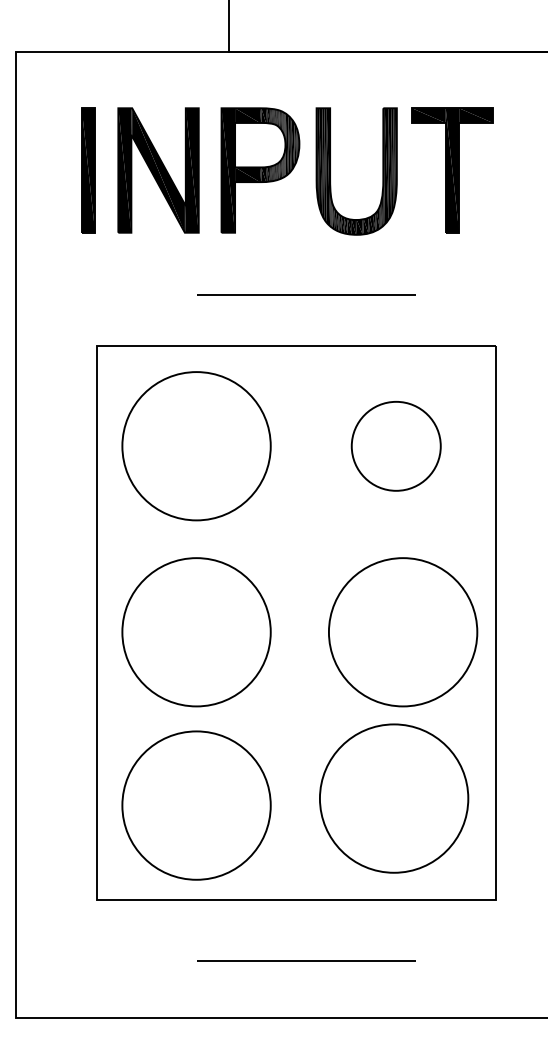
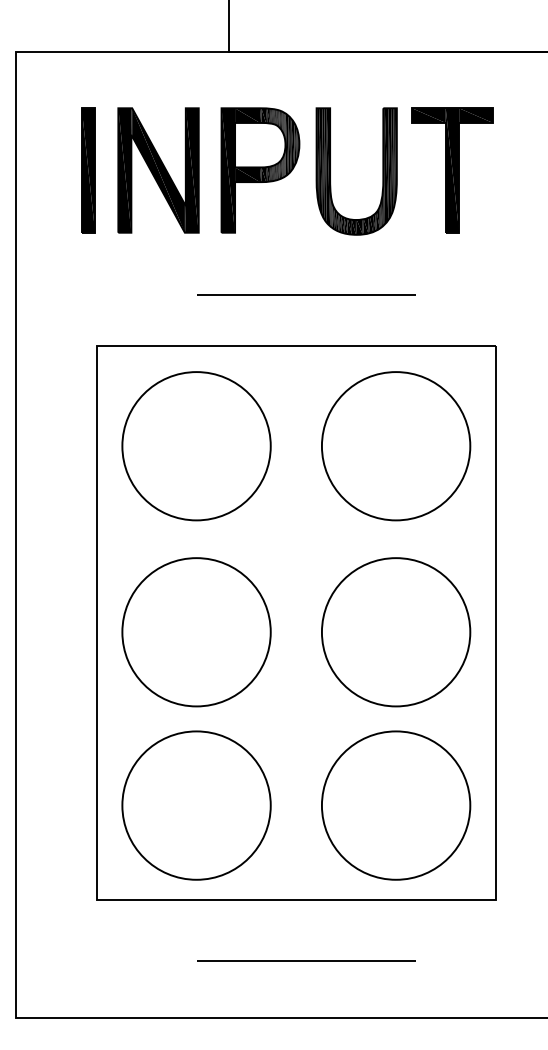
part size: 92x91 px -> 151x151 px (396, 446)
part position: (403, 632) -> (396, 632) (396, 632)
part position: (394, 798) -> (396, 805) (396, 805)
